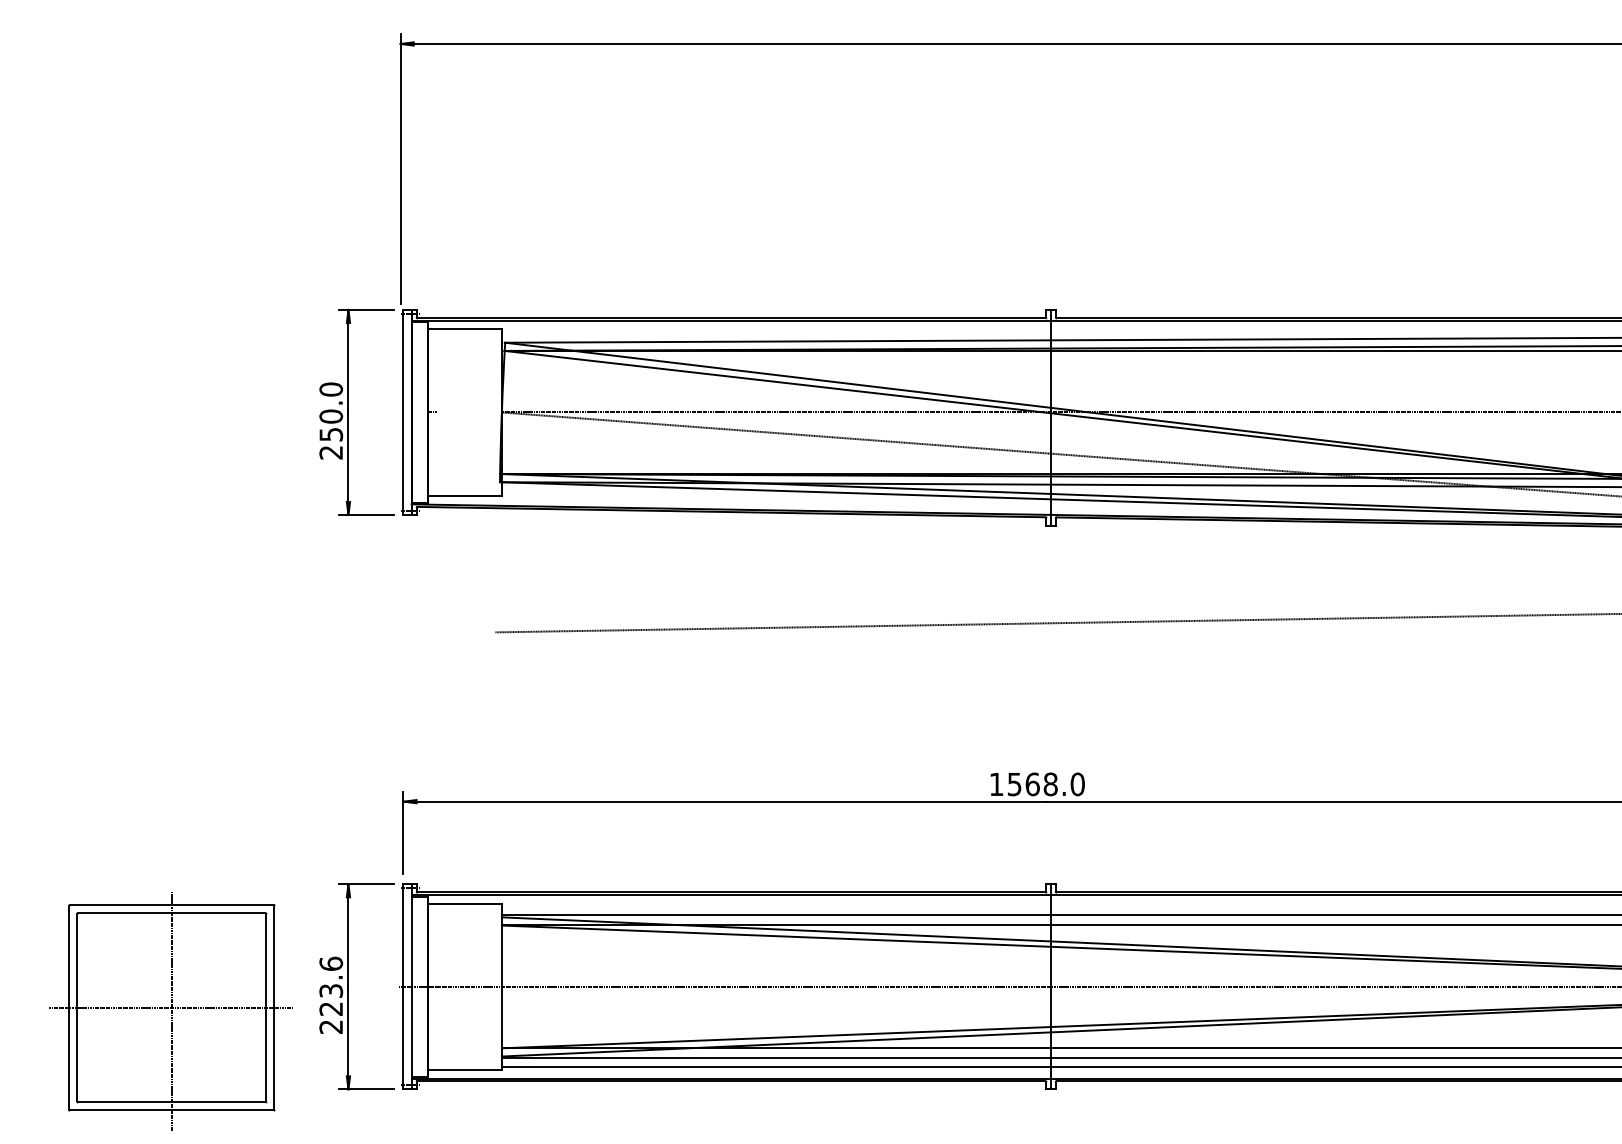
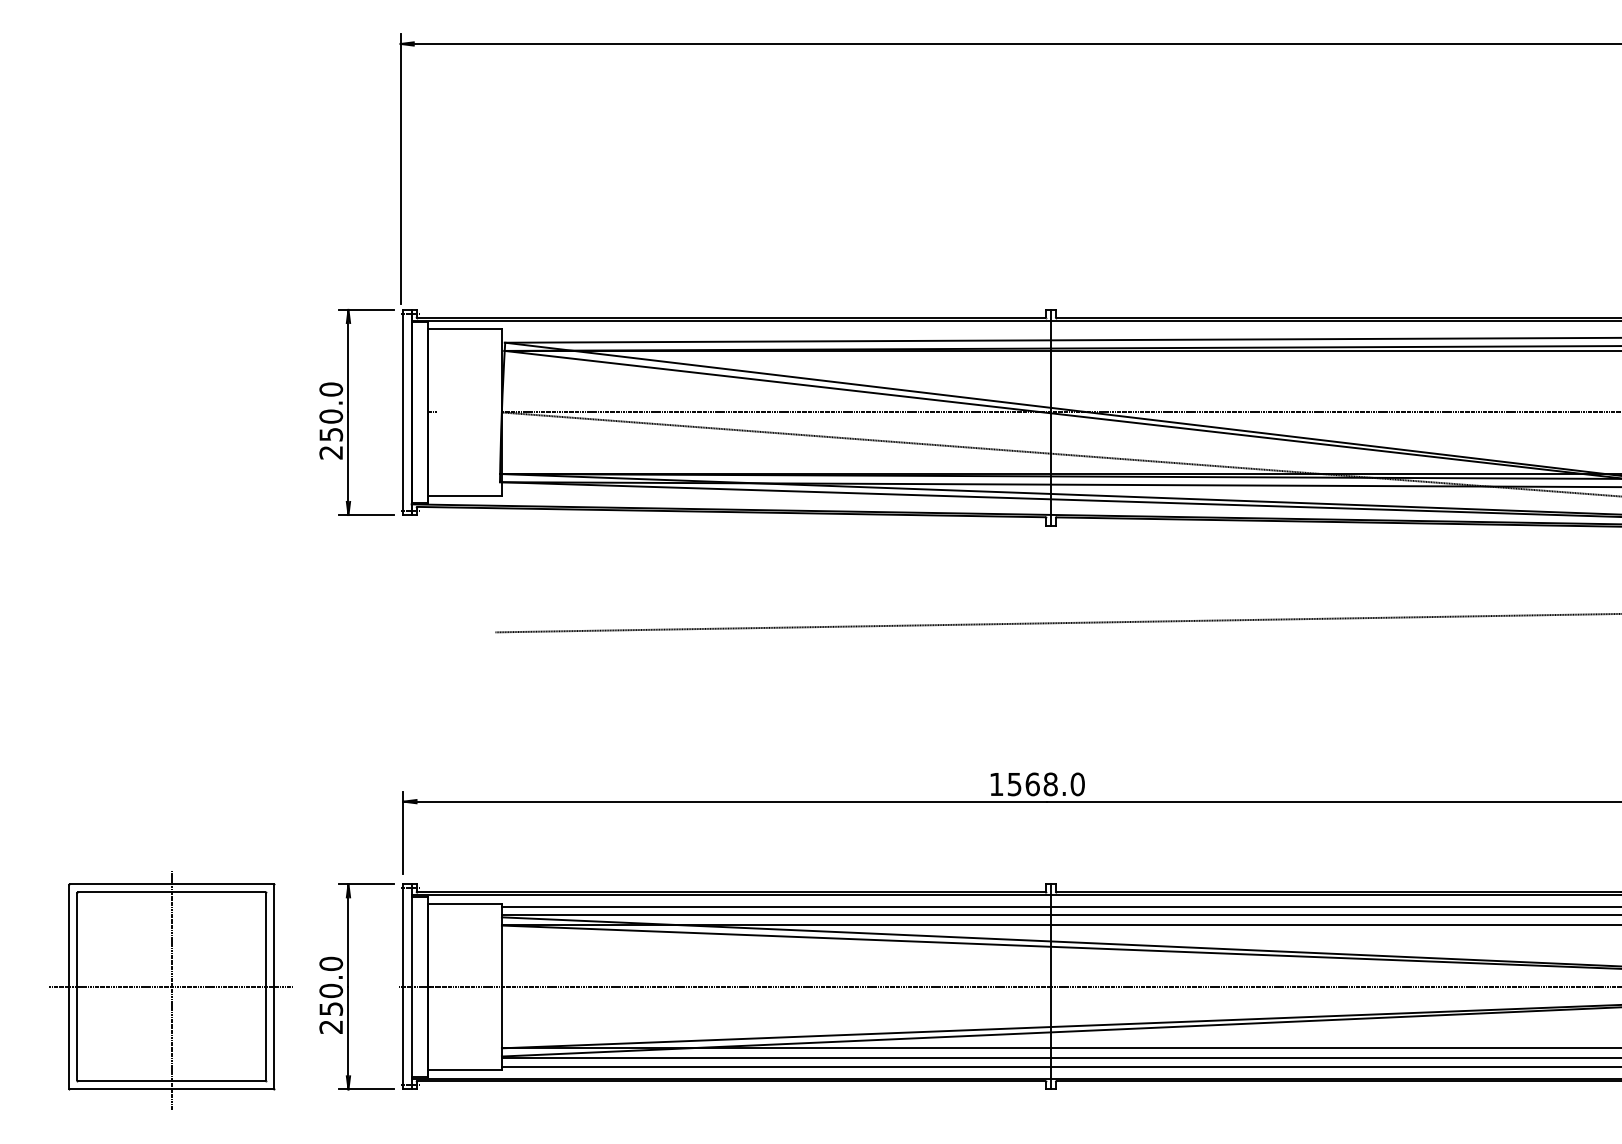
line: none -> present (1059, 907)
text: 223.6 -> 250.0 (331, 985)
part position: (170, 1011) -> (170, 990) (170, 990)
